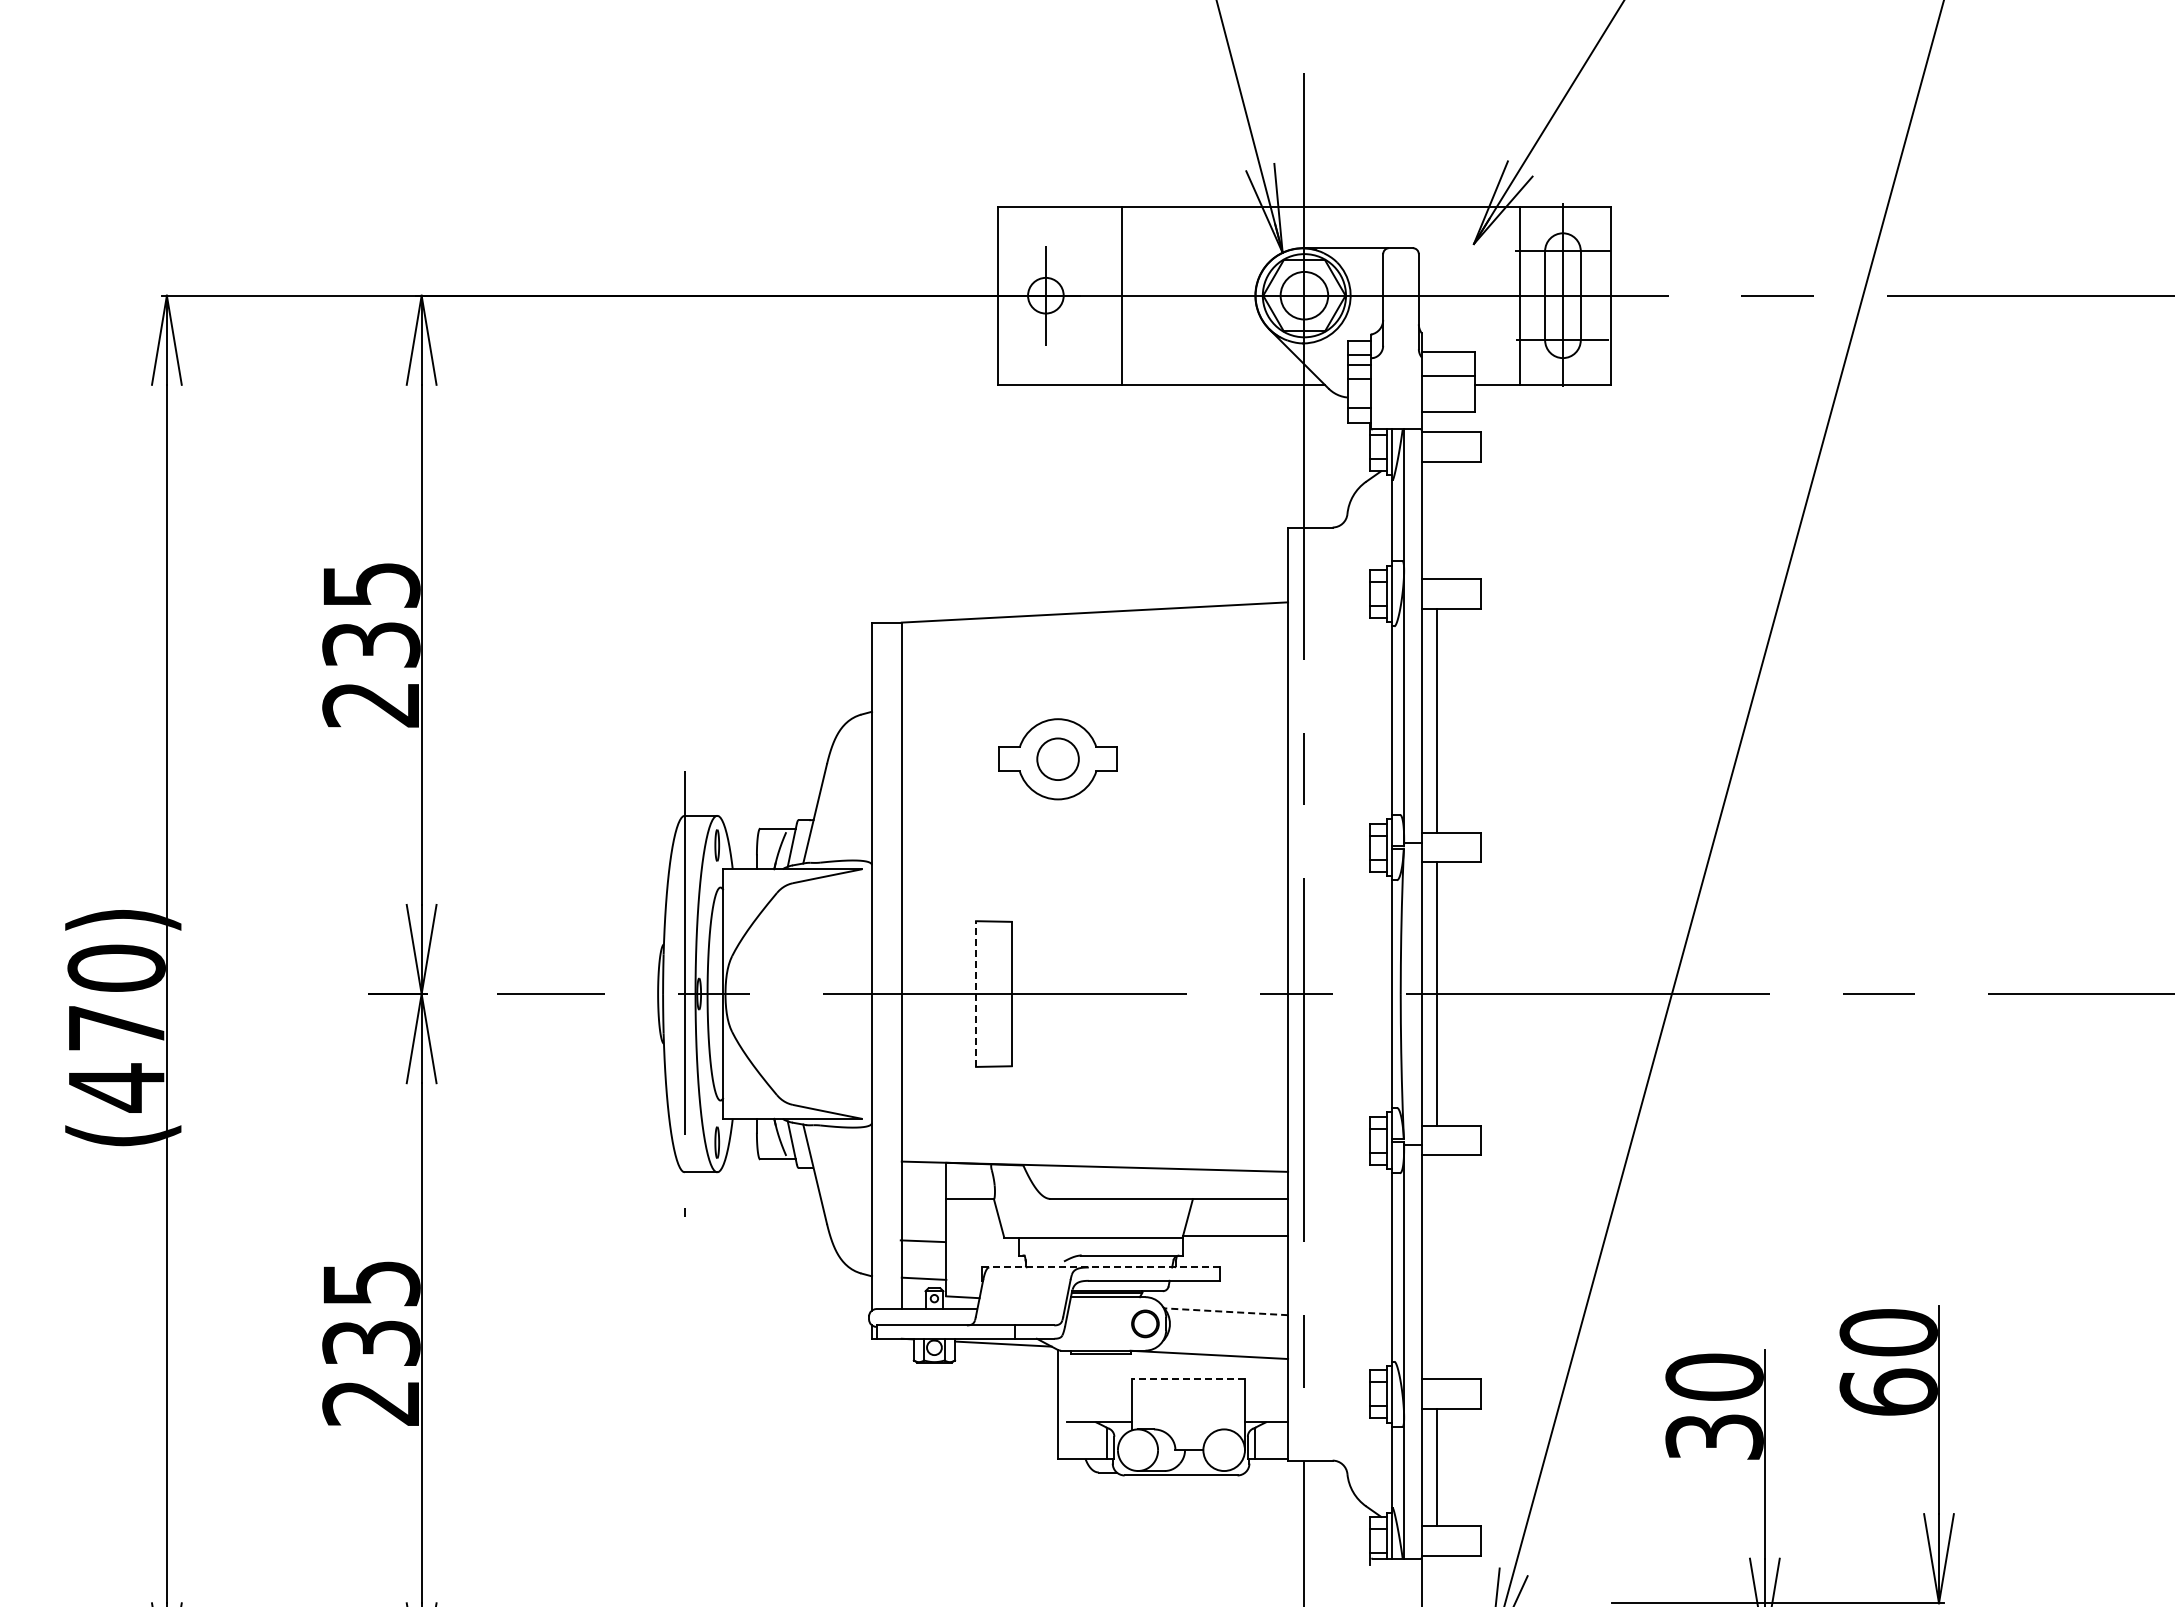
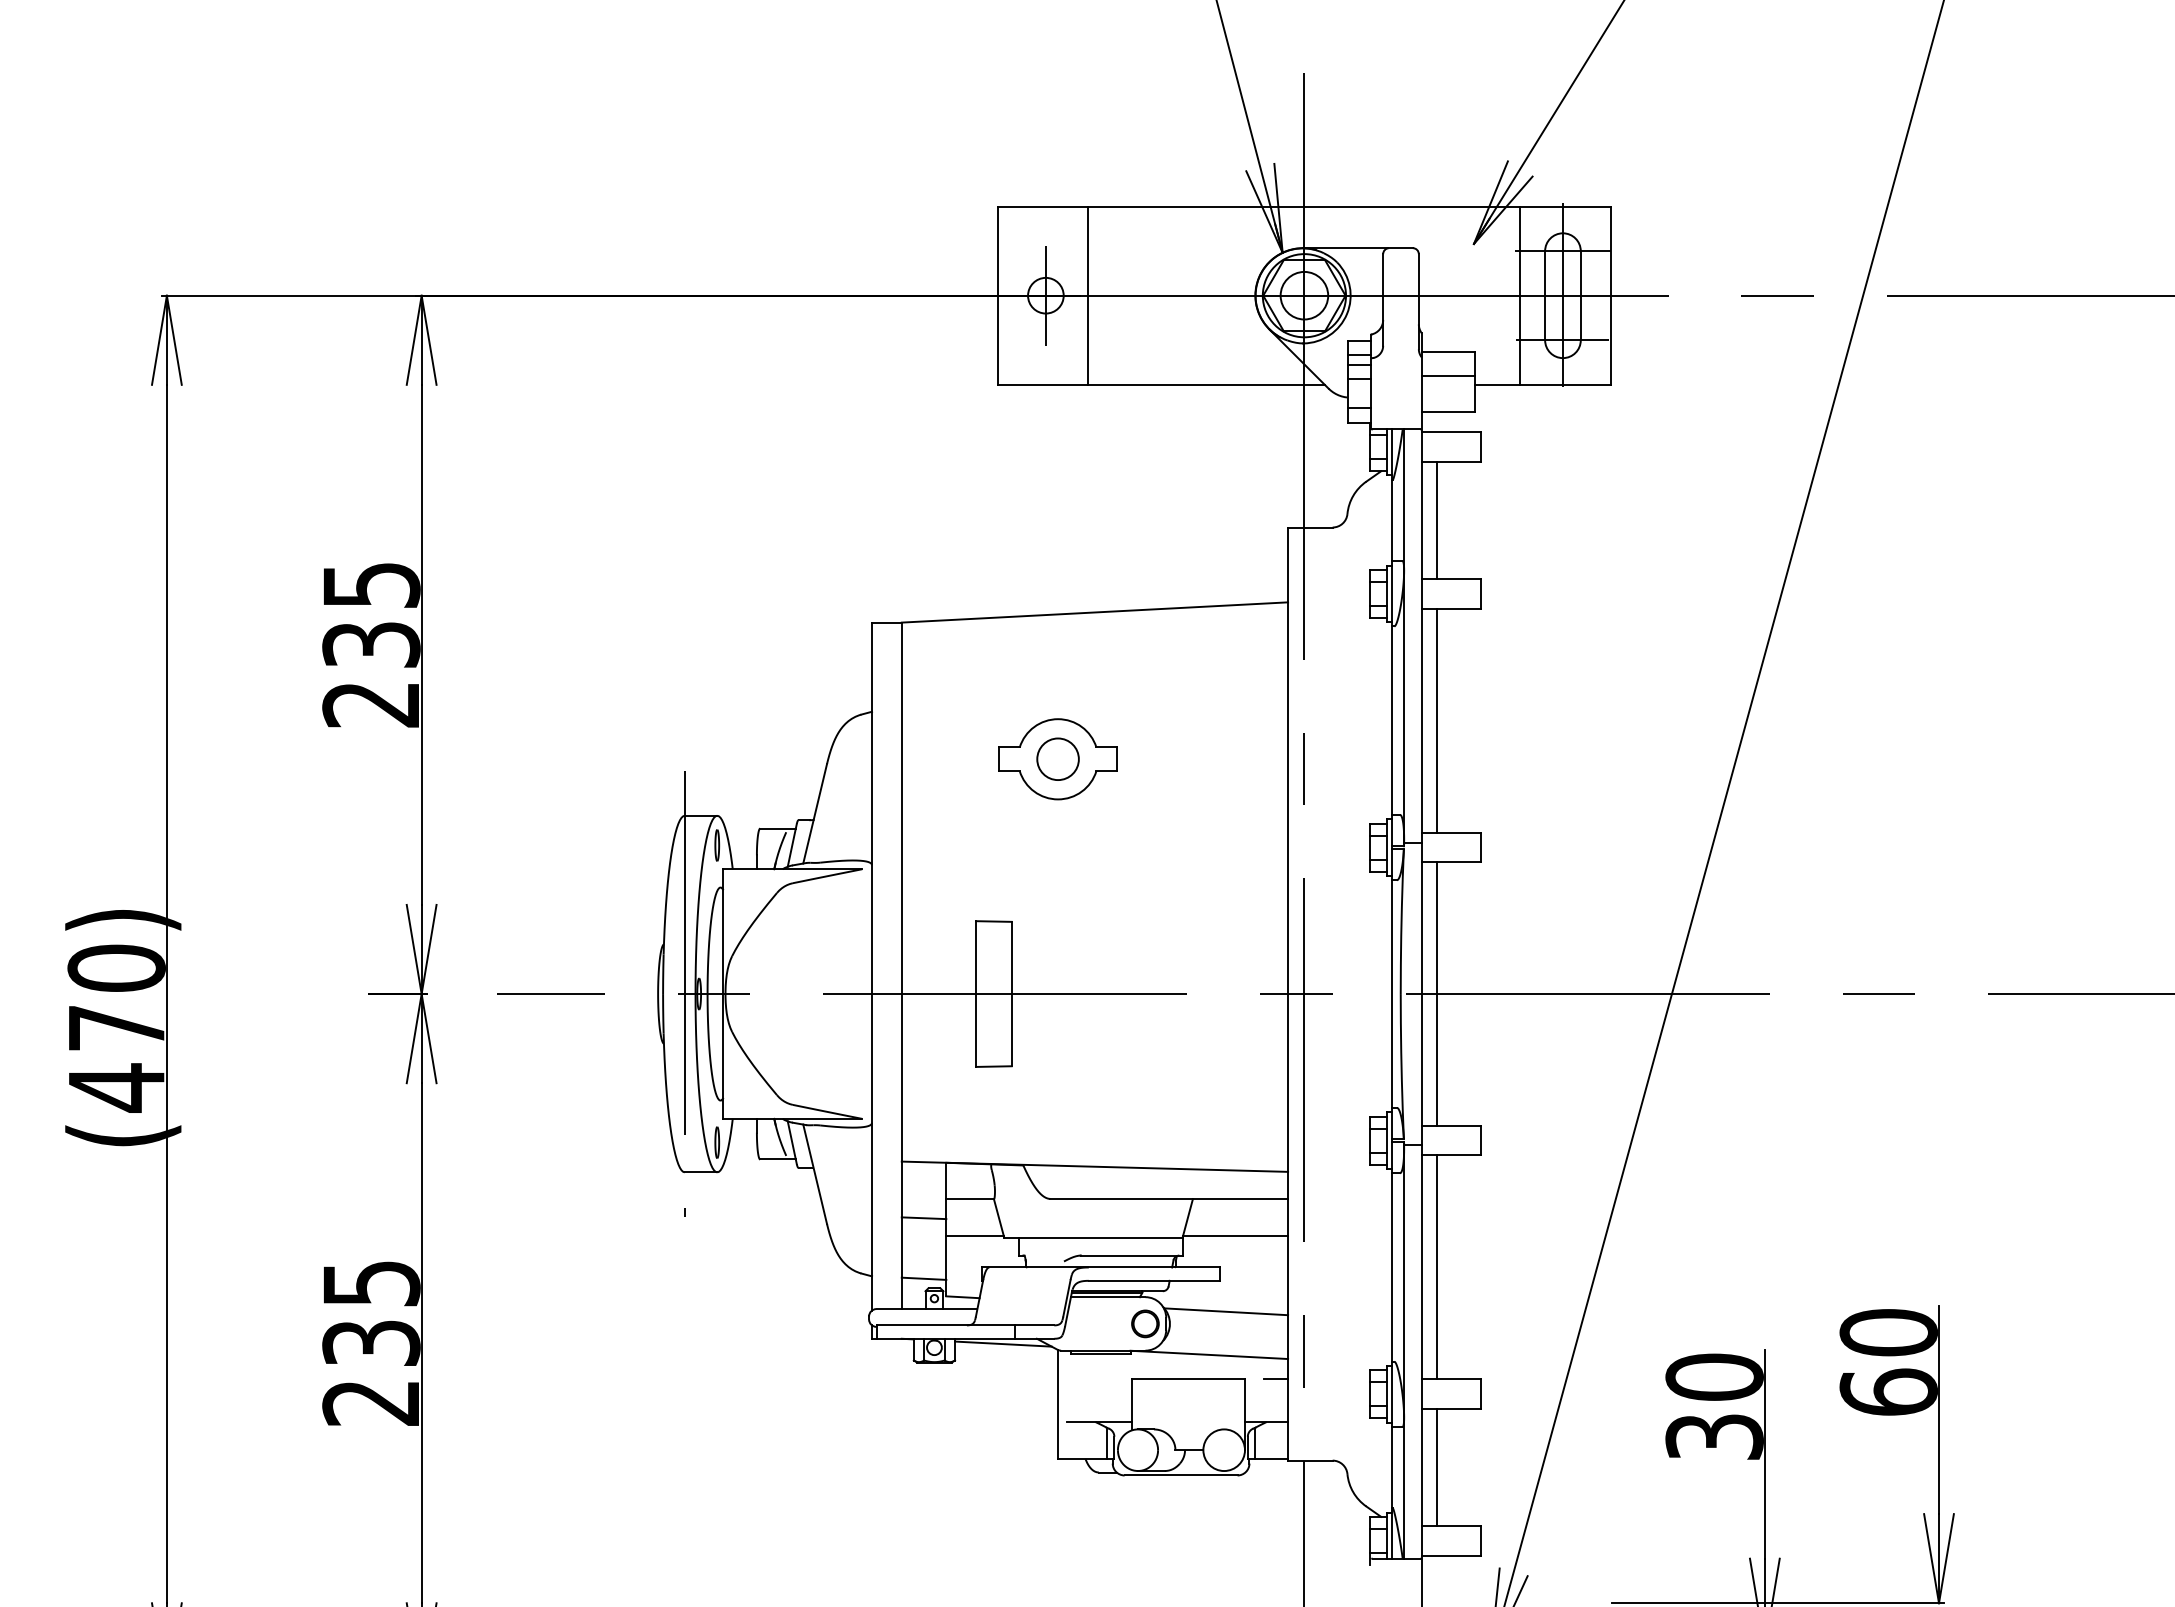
line position: (1122, 295) -> (1088, 295) (1088, 295)
line: none -> present (1436, 520)
line: dashed -> solid (976, 994)
line: none -> present (974, 1235)
line position: (922, 1241) -> (923, 1218) (923, 1218)
line: dashed -> solid (1100, 1267)
line: none -> present (1436, 1267)
line: dashed -> solid (1226, 1311)
line: dashed -> solid (1188, 1378)
line: none -> present (1275, 1378)
